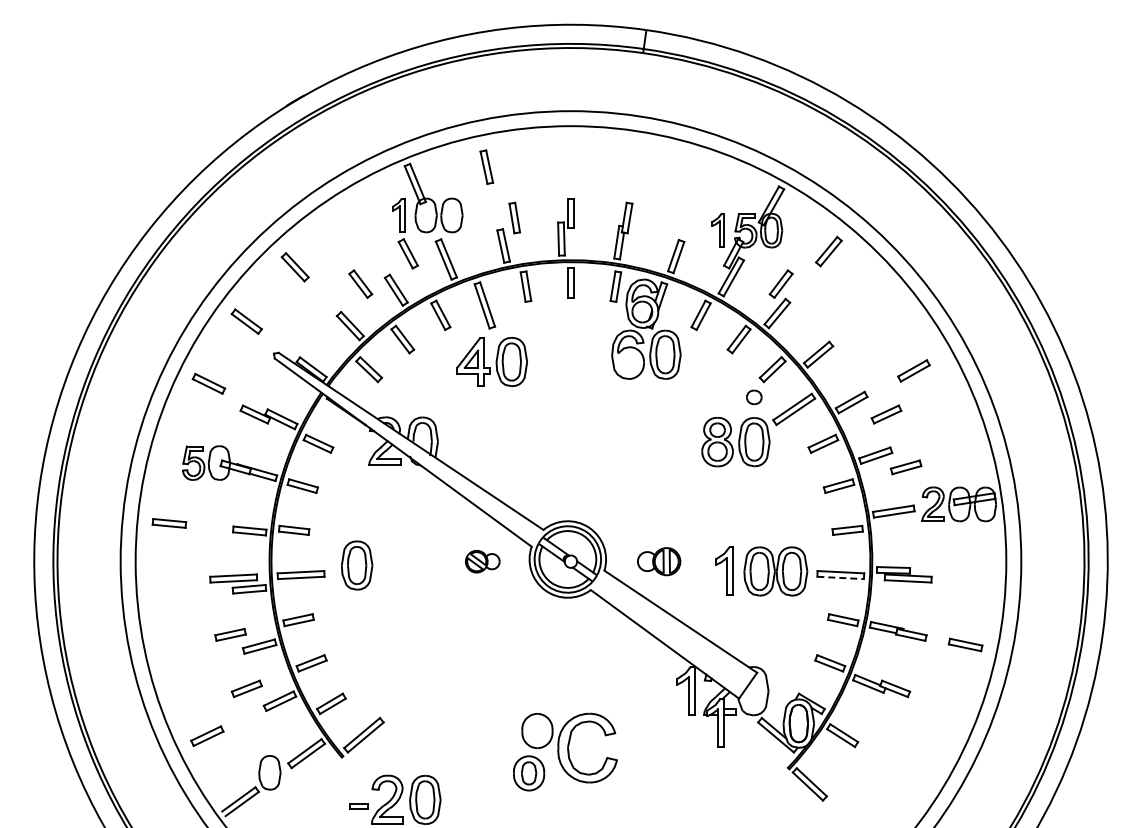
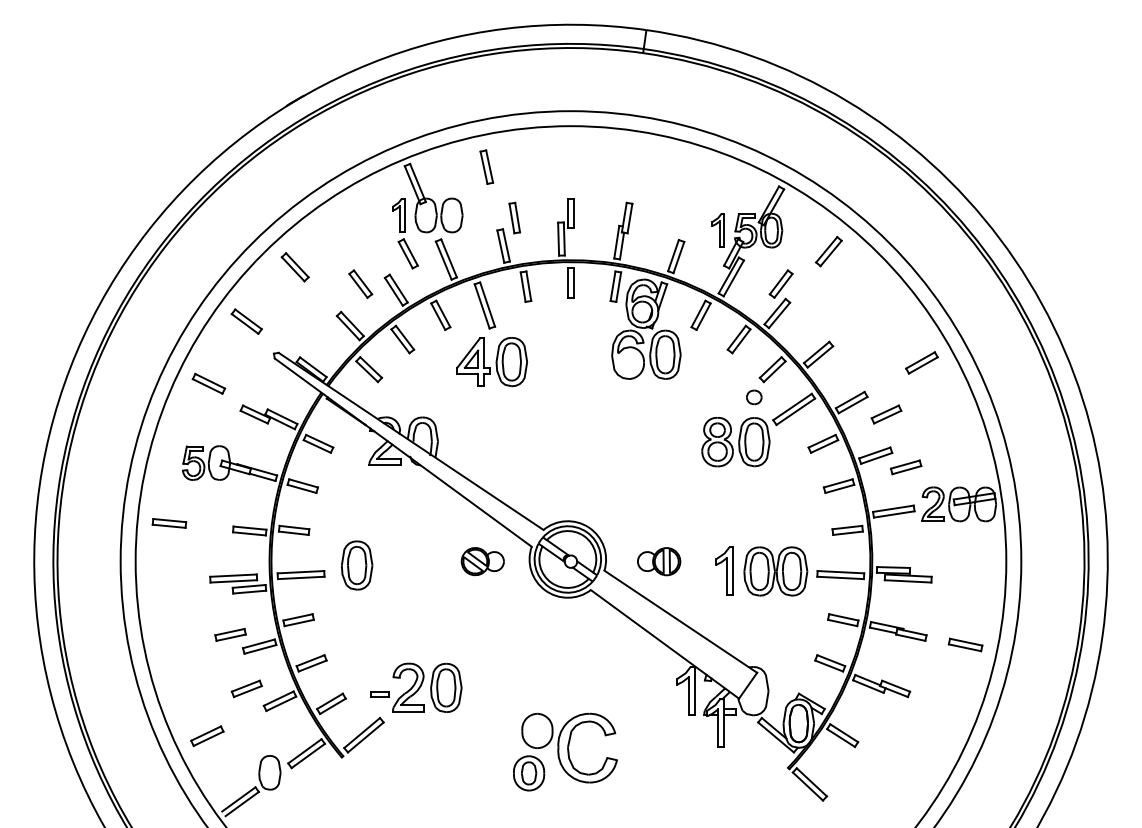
part position: (913, 370) -> (921, 362) (921, 362)
part size: 36x24 px -> 45x30 px (482, 561)
line: dashed -> solid (841, 577)
part position: (395, 799) -> (416, 687) (416, 687)
